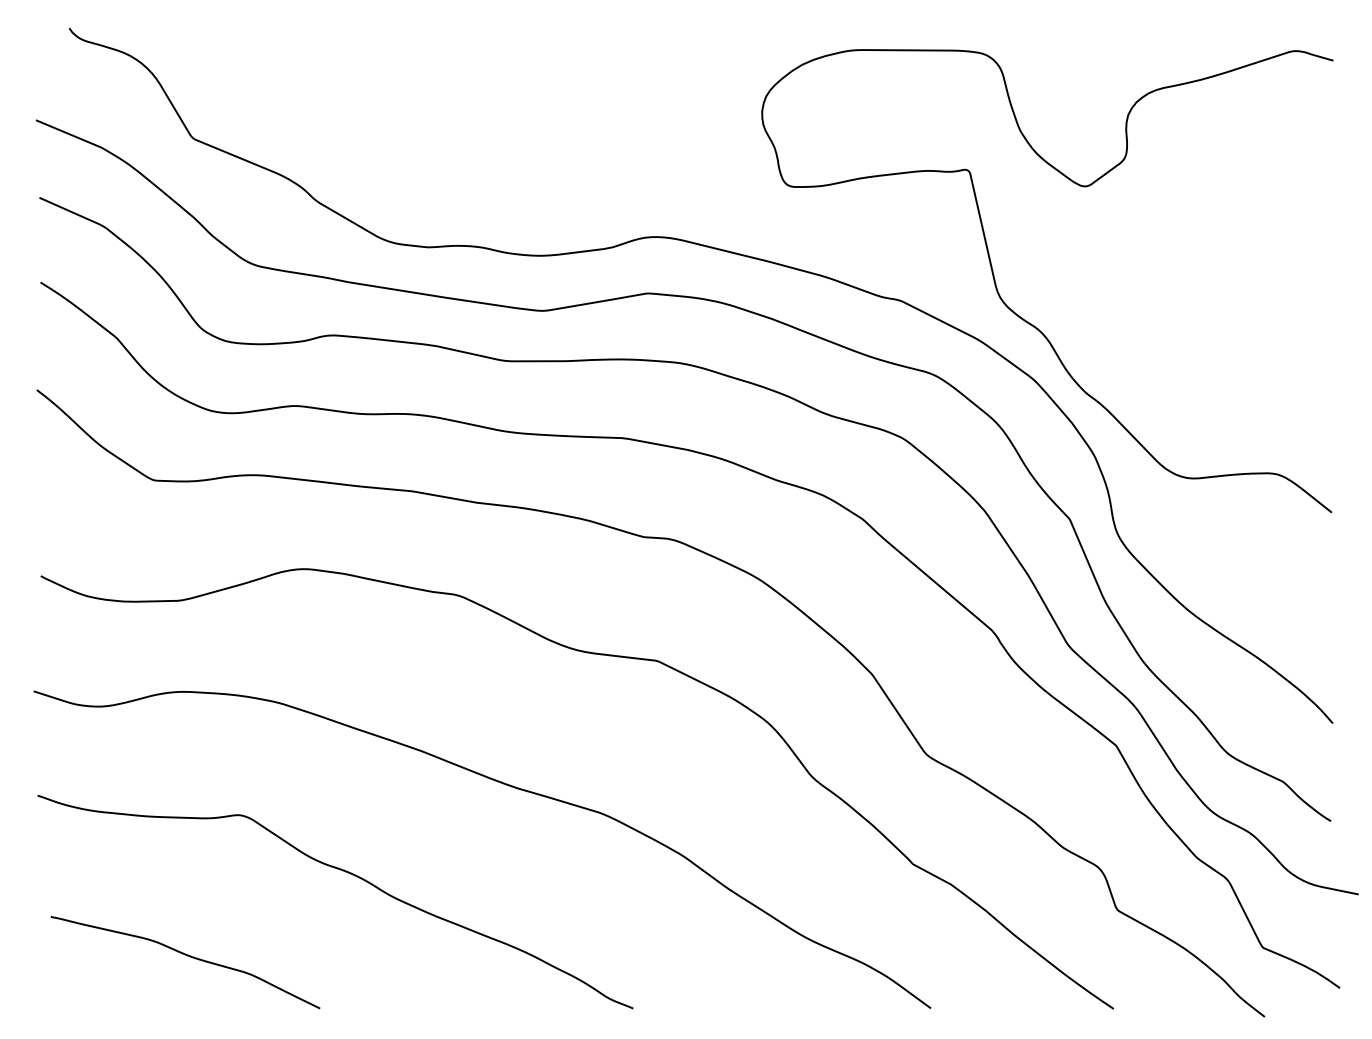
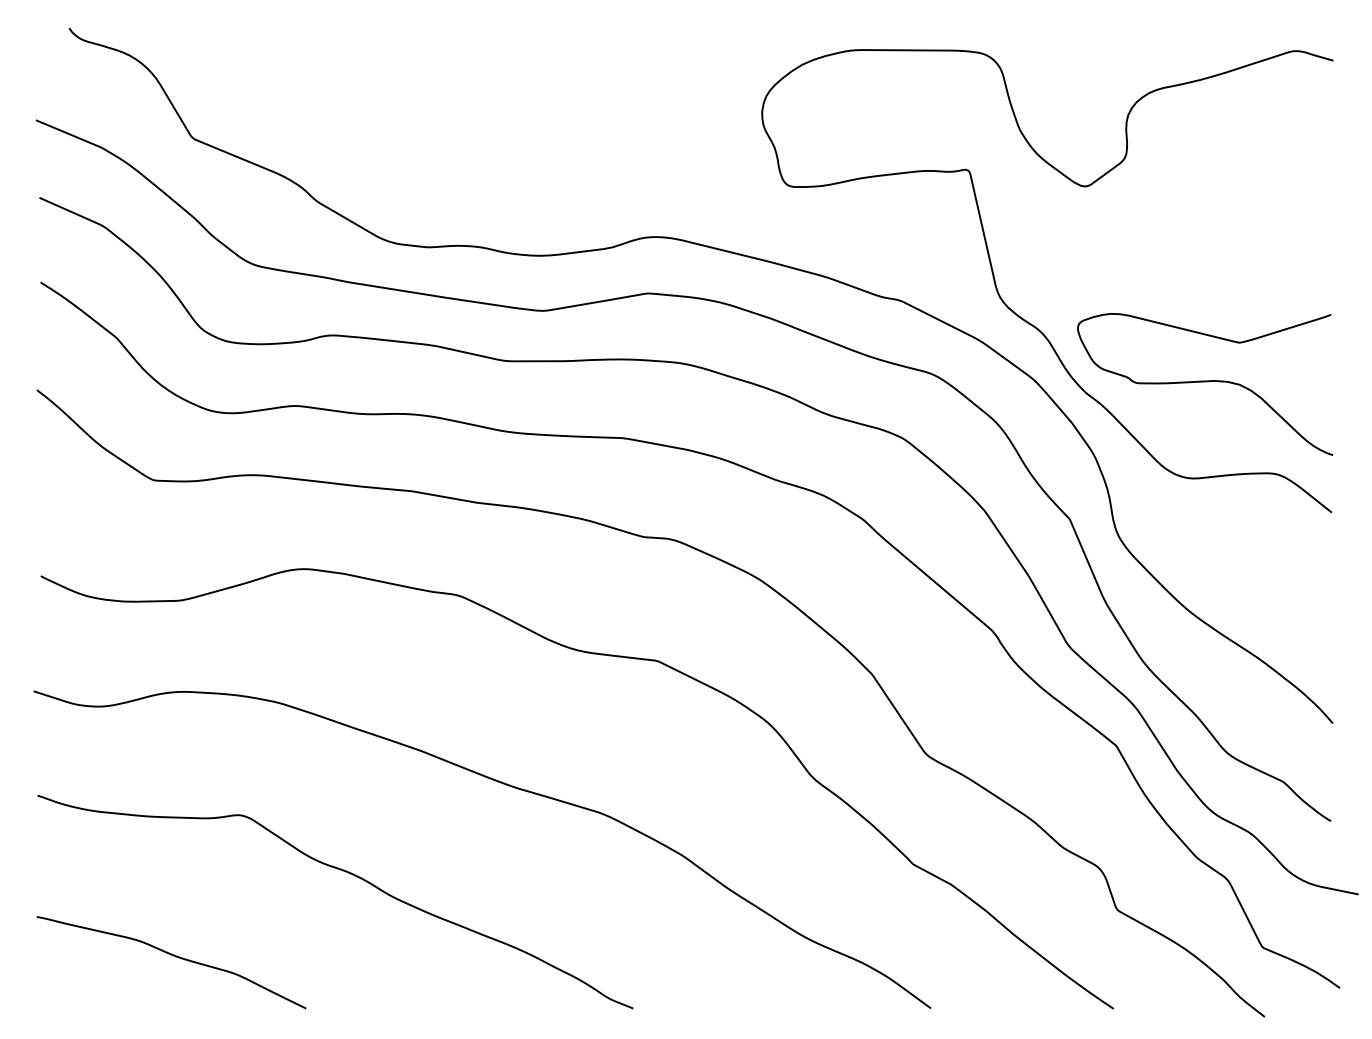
curve: none -> present (1205, 382)
curve position: (187, 956) -> (173, 956) (173, 956)
